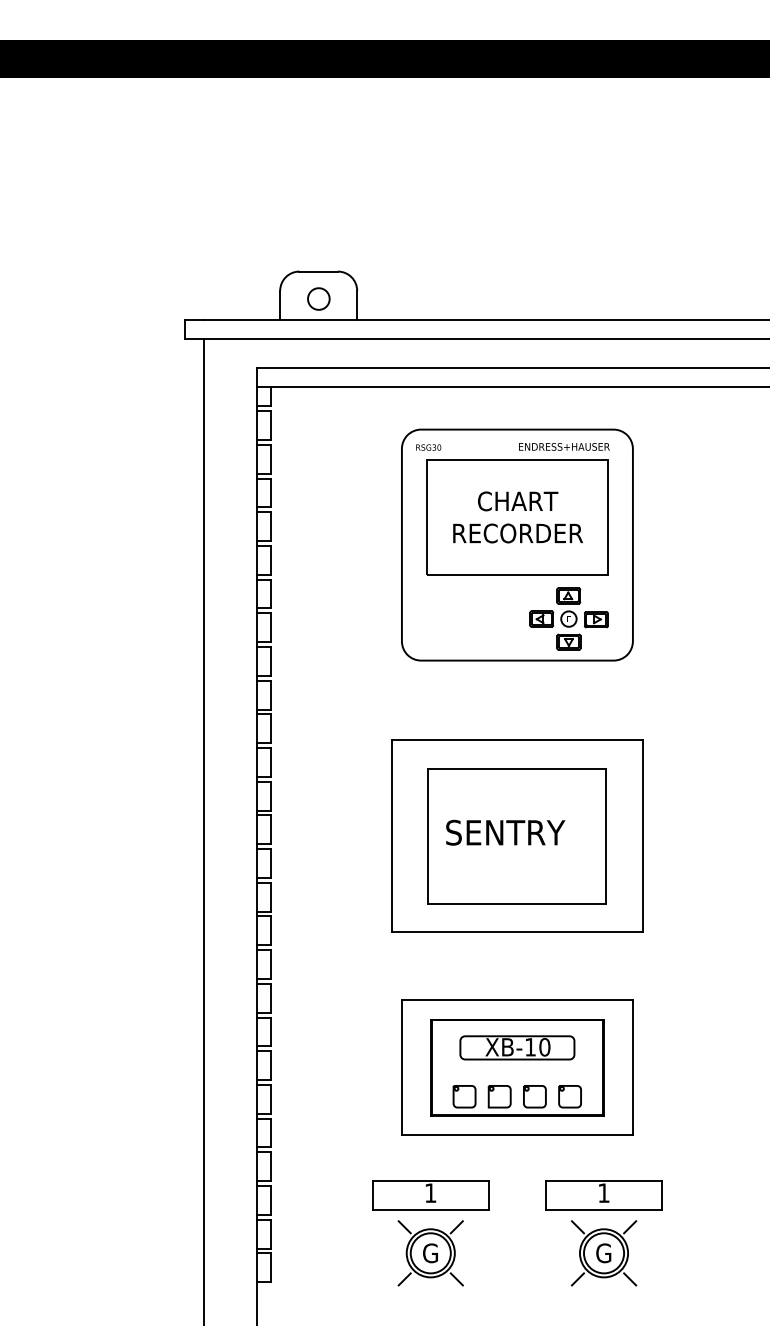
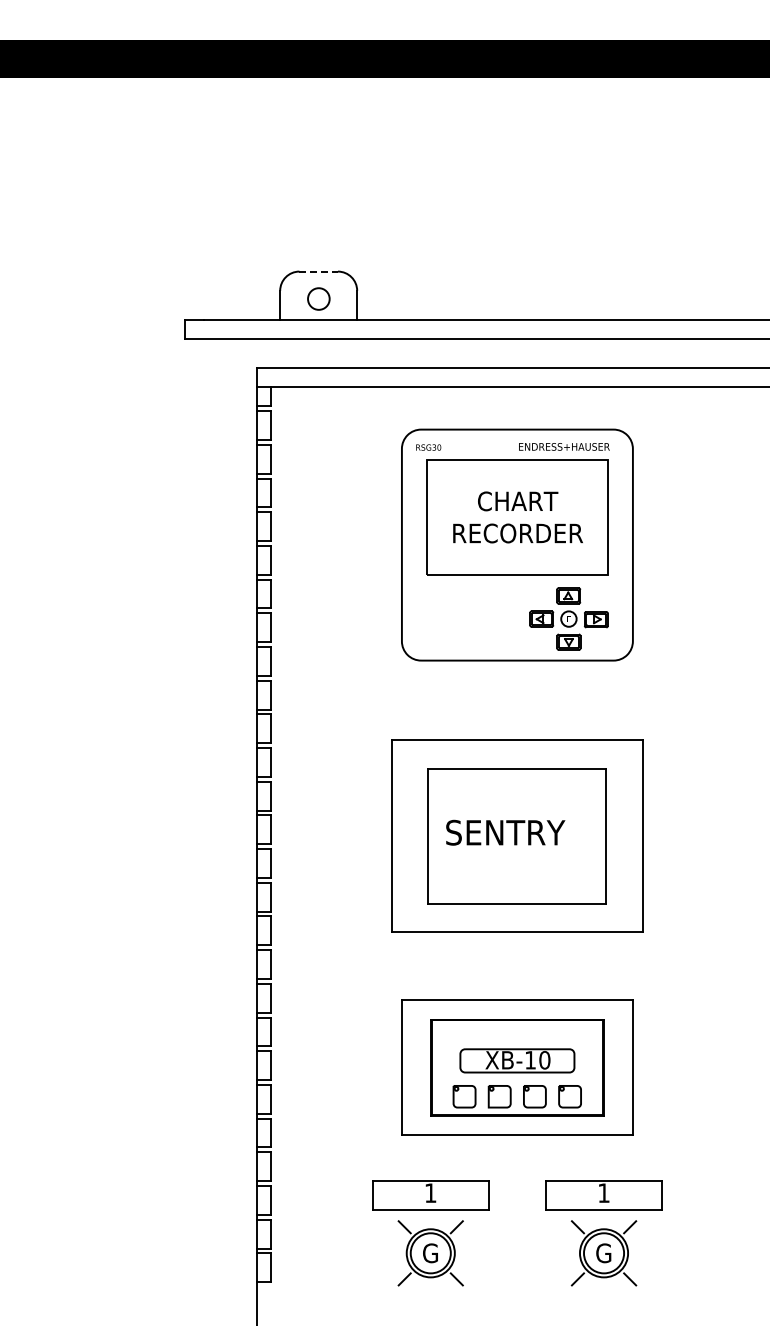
line: solid -> dashed (319, 271)
line: present -> none (203, 830)
part position: (517, 1047) -> (517, 1060) (517, 1060)
